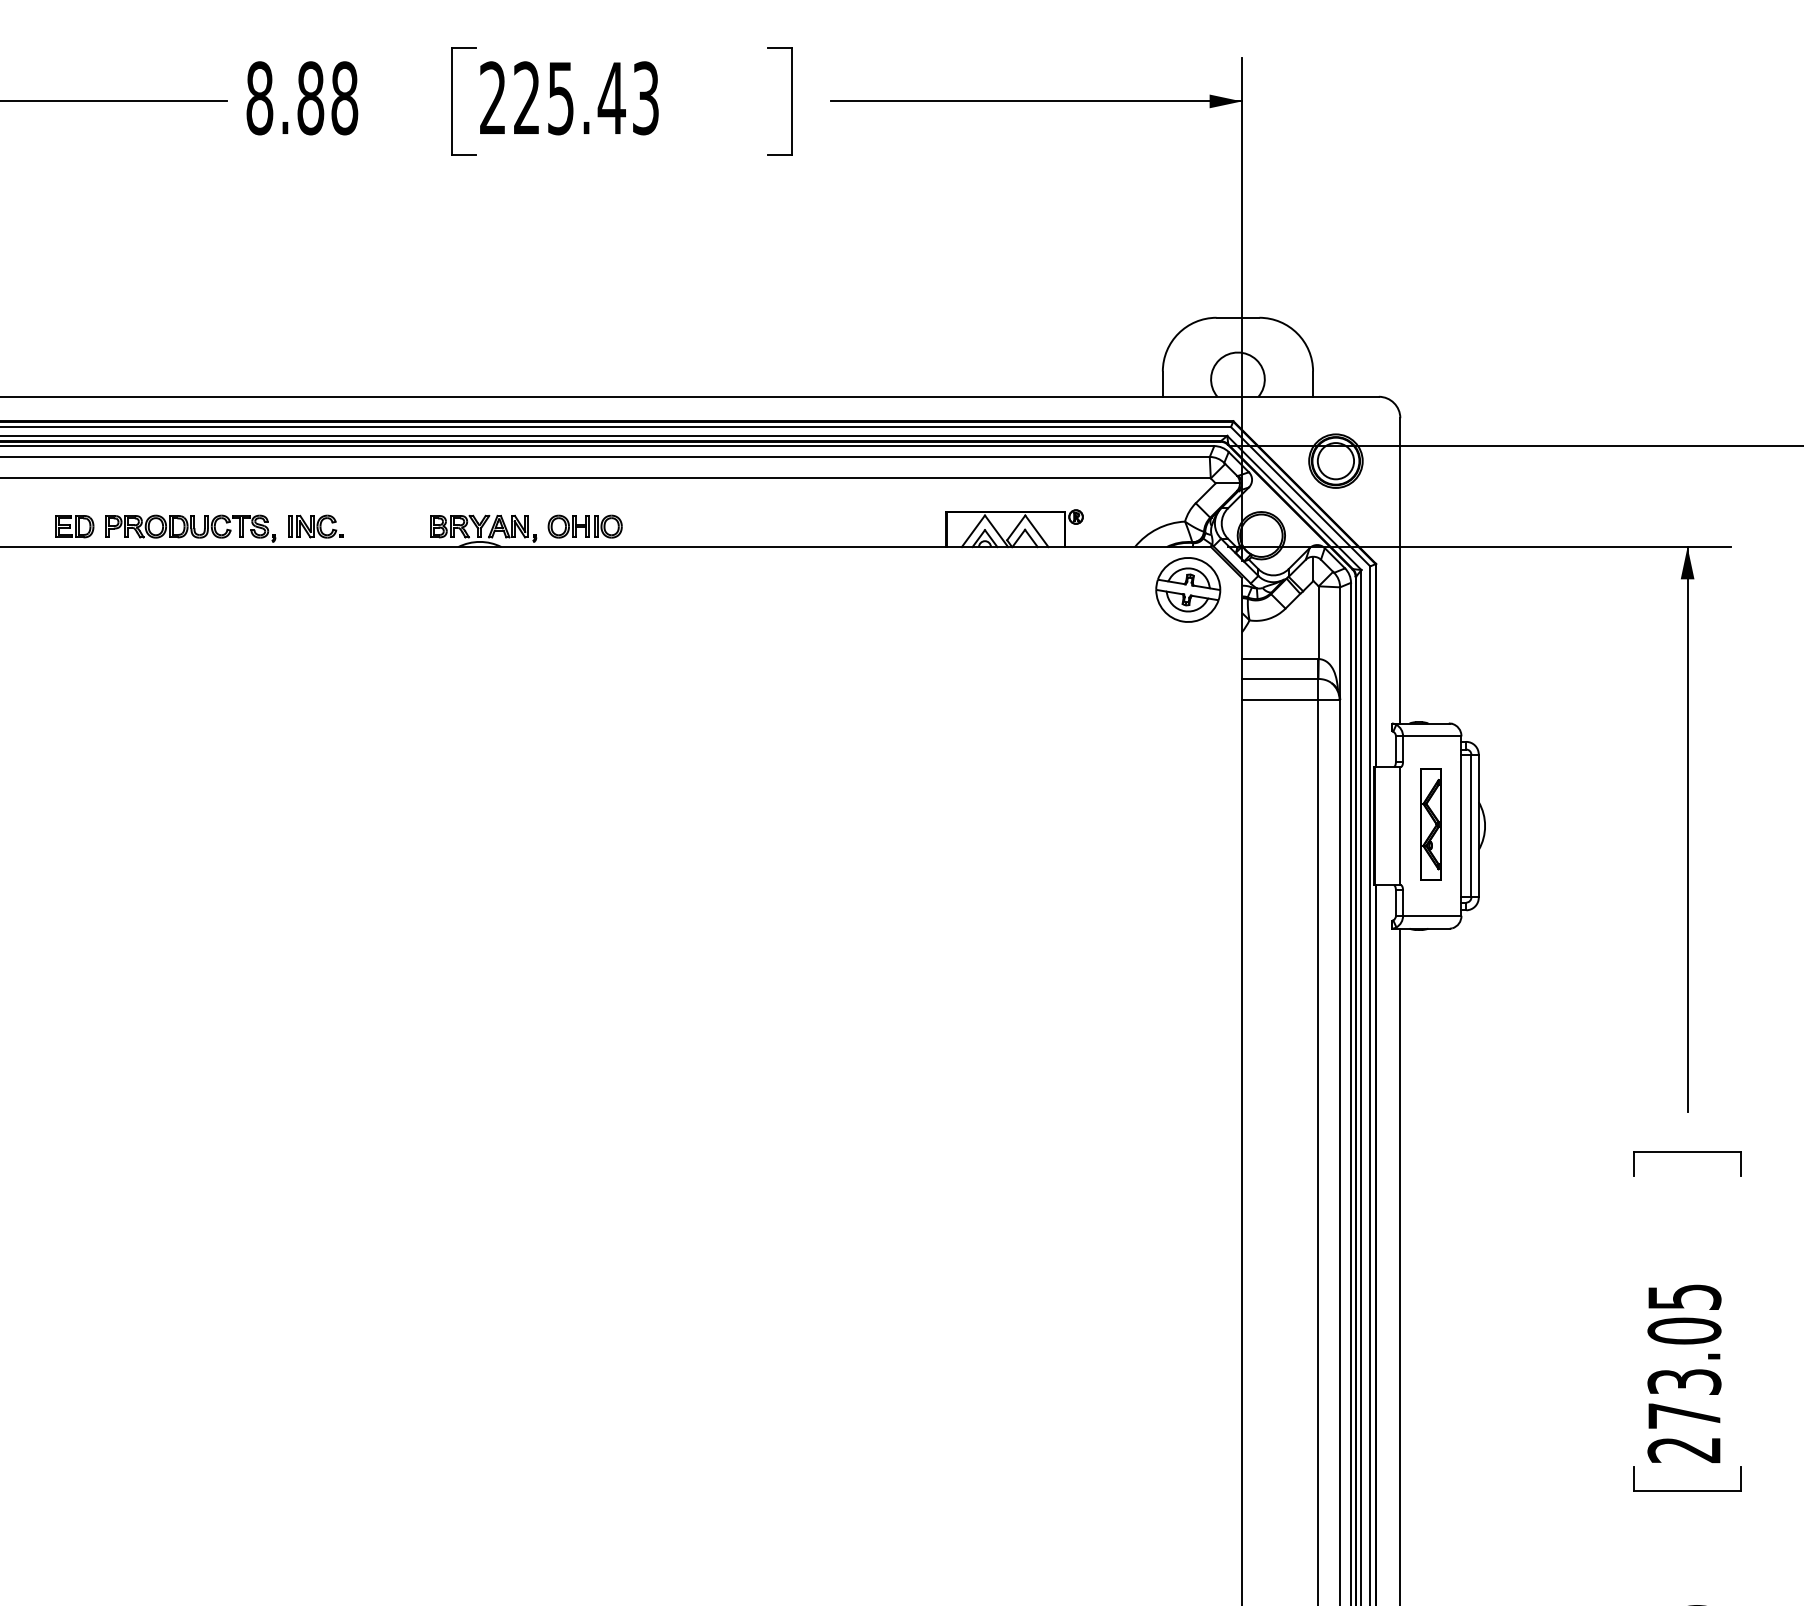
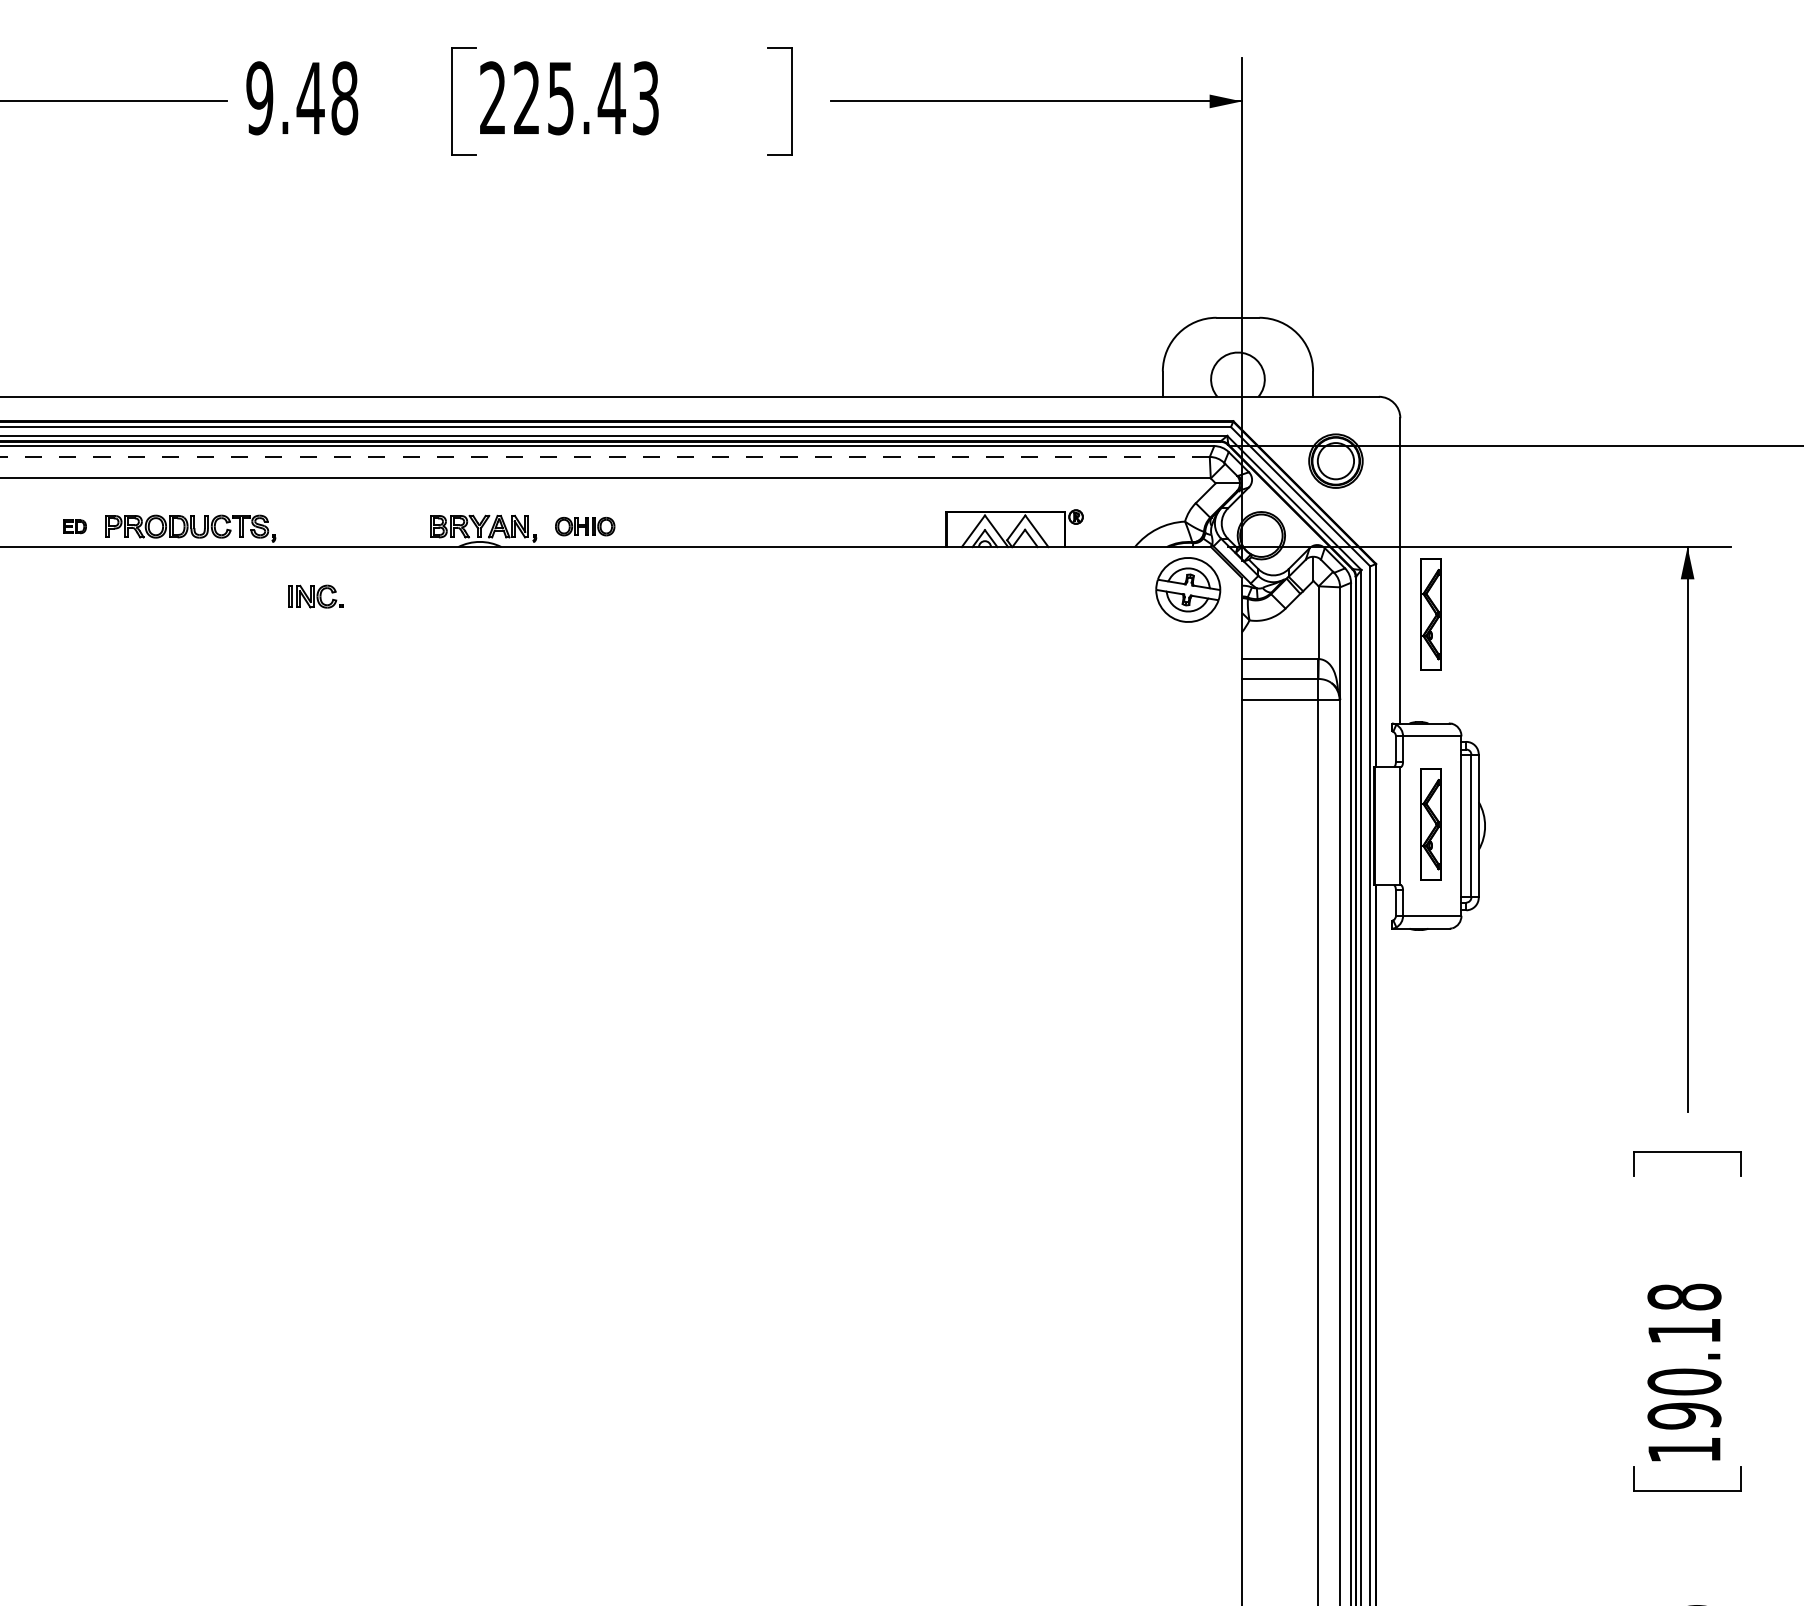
text: 8.88 -> 9.48 (285, 98)
line: solid -> dashed (605, 456)
part size: 40x24 px -> 24x16 px (74, 526)
part position: (315, 526) -> (315, 596) (315, 596)
part size: 76x25 px -> 61x20 px (585, 526)
part: none -> present (1430, 614)
line: present -> none (1400, 1265)
text: 273.05 -> 190.18 (1684, 1373)
